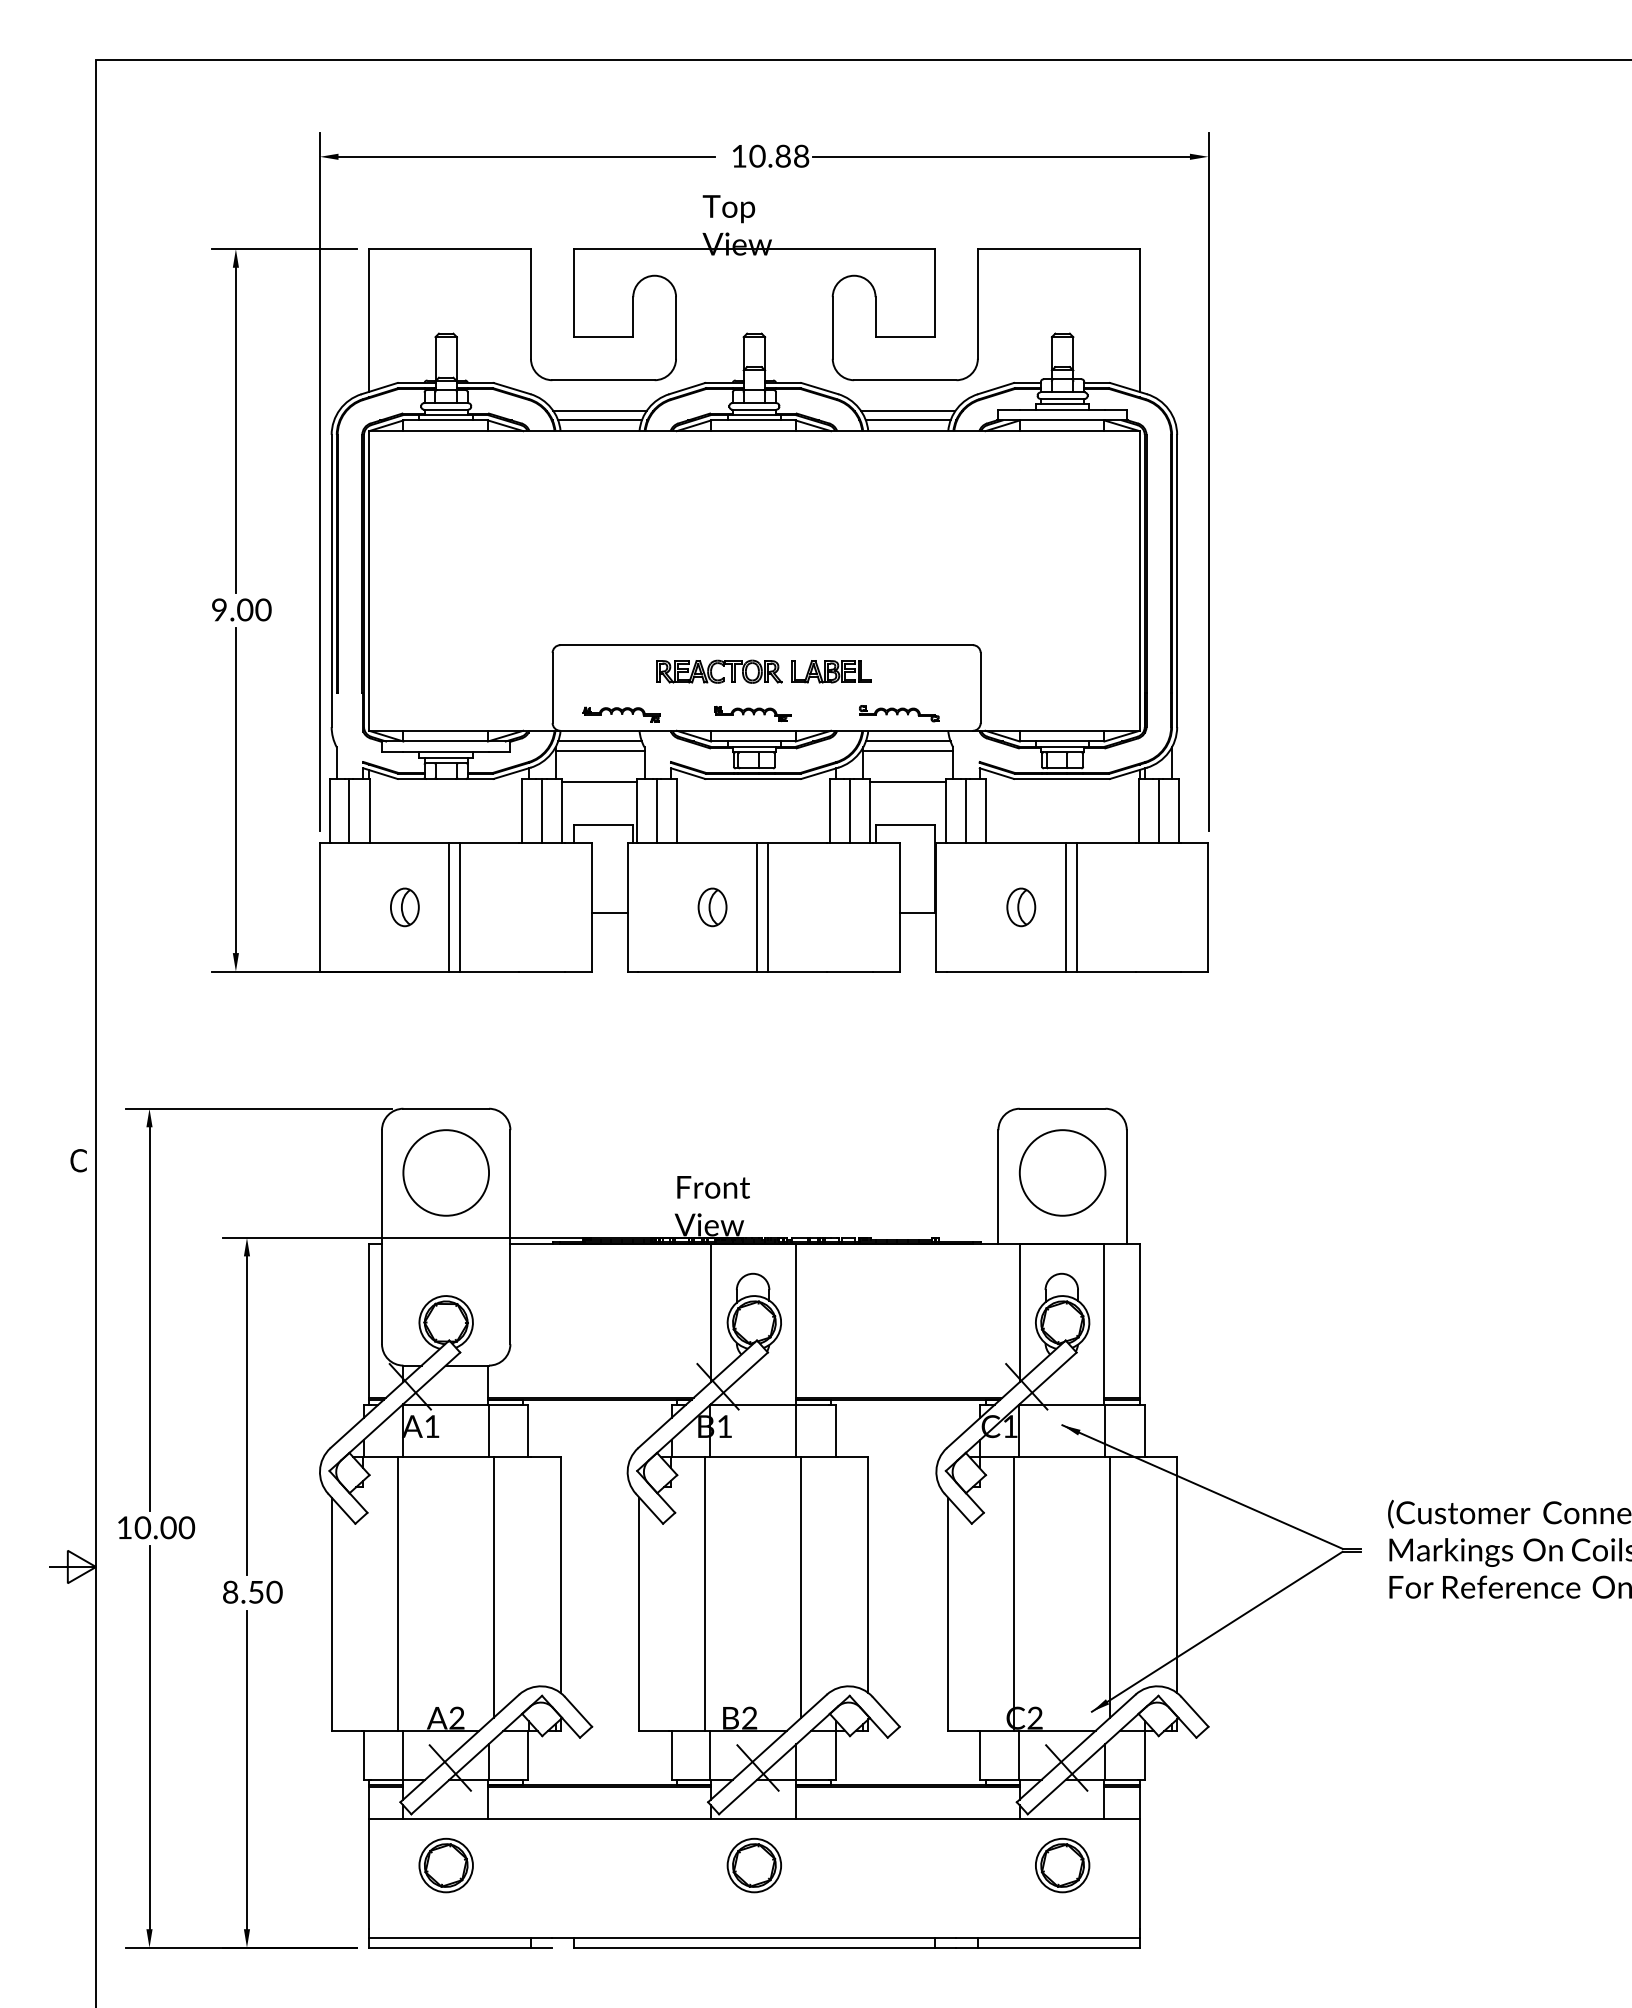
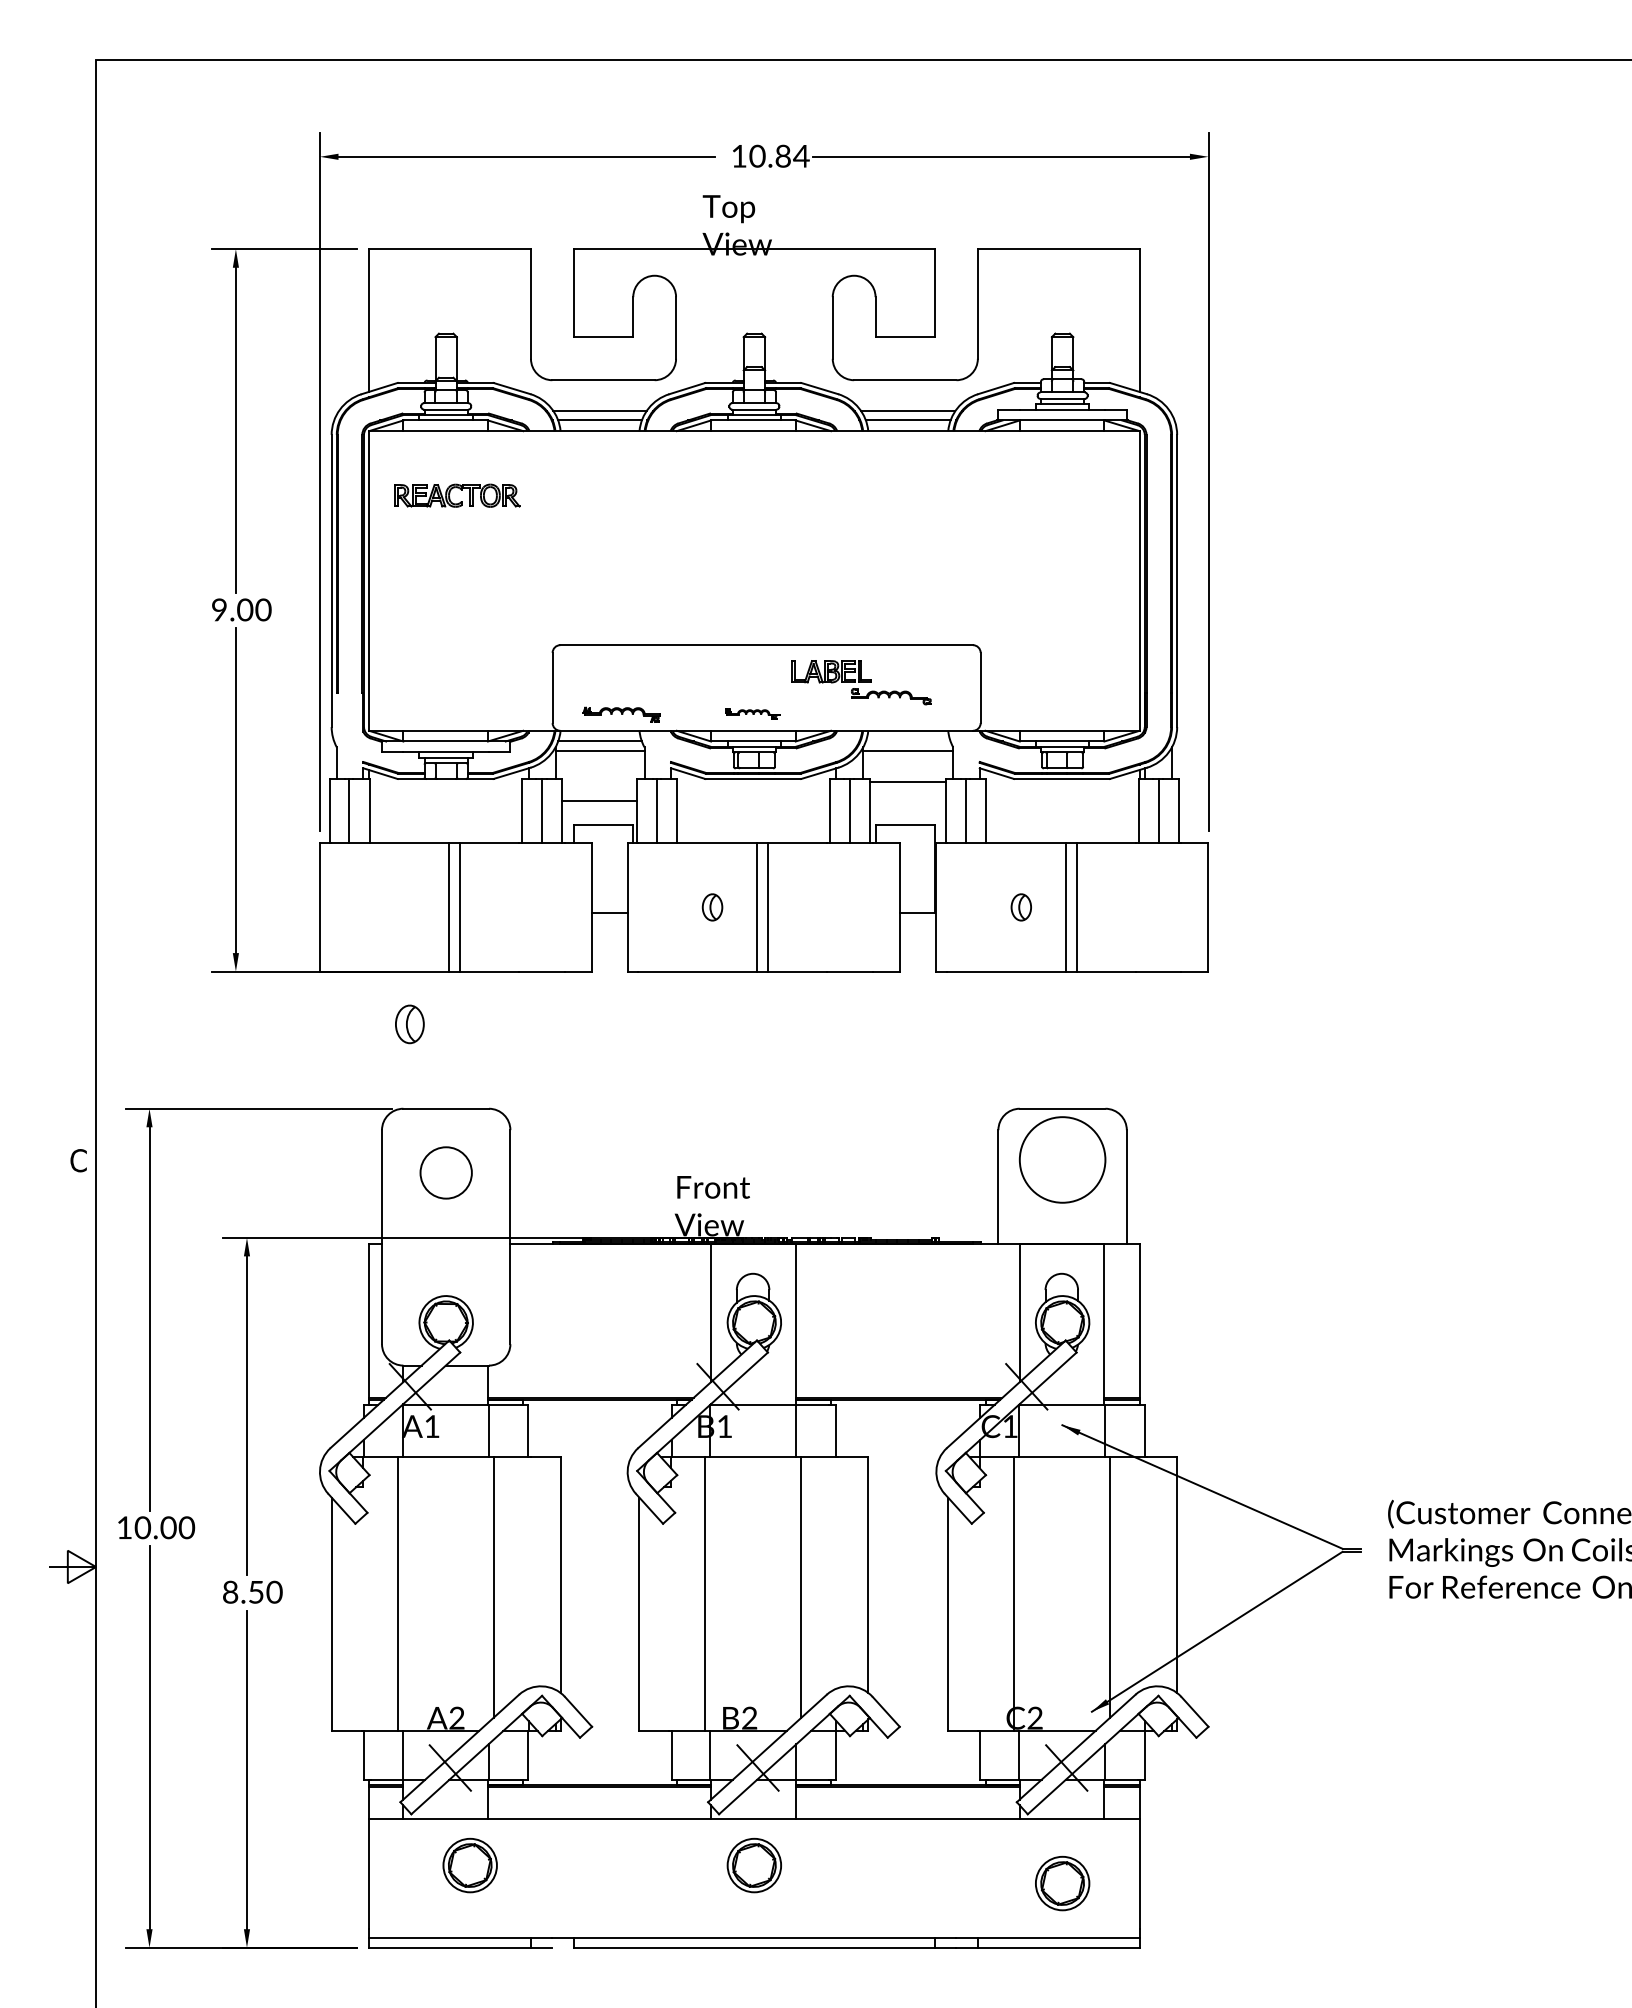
text: 10.88 -> 10.84 (801, 155)
part position: (721, 665) -> (459, 489) (459, 489)
part size: 78x18 px -> 56x12 px (752, 713)
part position: (899, 713) -> (891, 696) (891, 696)
line: present -> none (907, 741)
line position: (599, 781) -> (599, 800) (599, 800)
part position: (404, 907) -> (409, 1024) (409, 1024)
part size: 31x41 px -> 23x29 px (712, 907)
part size: 31x41 px -> 22x29 px (1020, 907)
circle diameter: 86 px -> 51 px (445, 1172)
circle position: (1062, 1172) -> (1062, 1159) (1062, 1159)
part position: (445, 1865) -> (469, 1865) (469, 1865)
part position: (1062, 1865) -> (1062, 1883) (1062, 1883)
